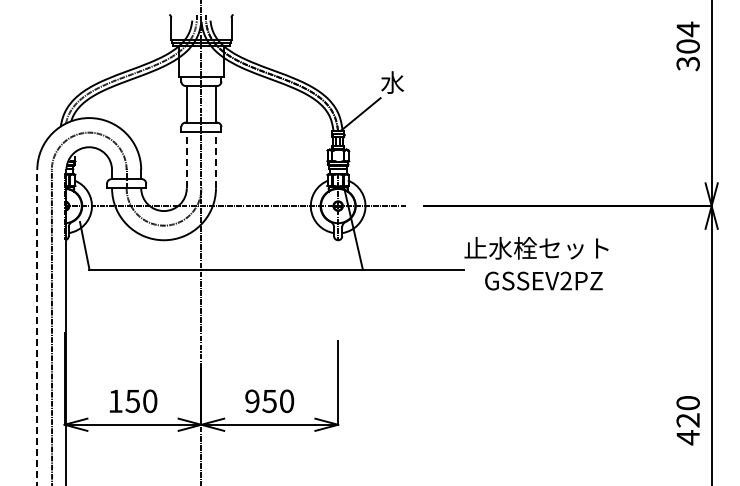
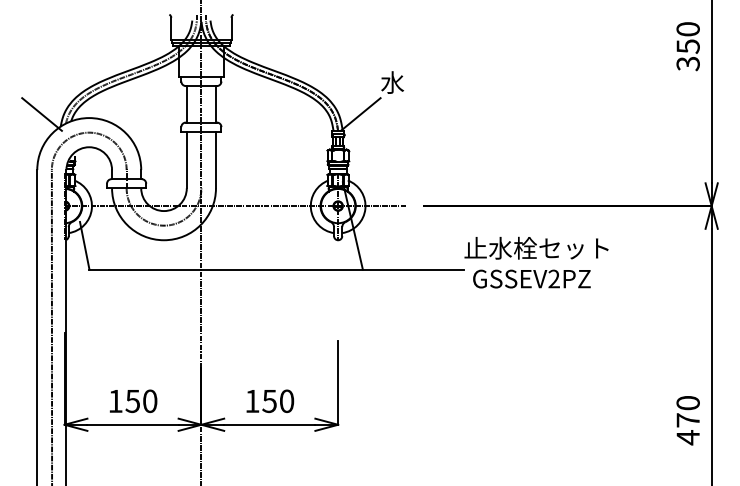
text: 304 -> 350 (687, 37)
line: none -> present (41, 114)
line: dashed -> solid (186, 159)
line: dashed -> solid (215, 159)
text position: (543, 280) -> (531, 278) (531, 278)
line: dashed -> solid (37, 328)
text: 950 -> 150 (252, 401)
text: 420 -> 470 (687, 420)
